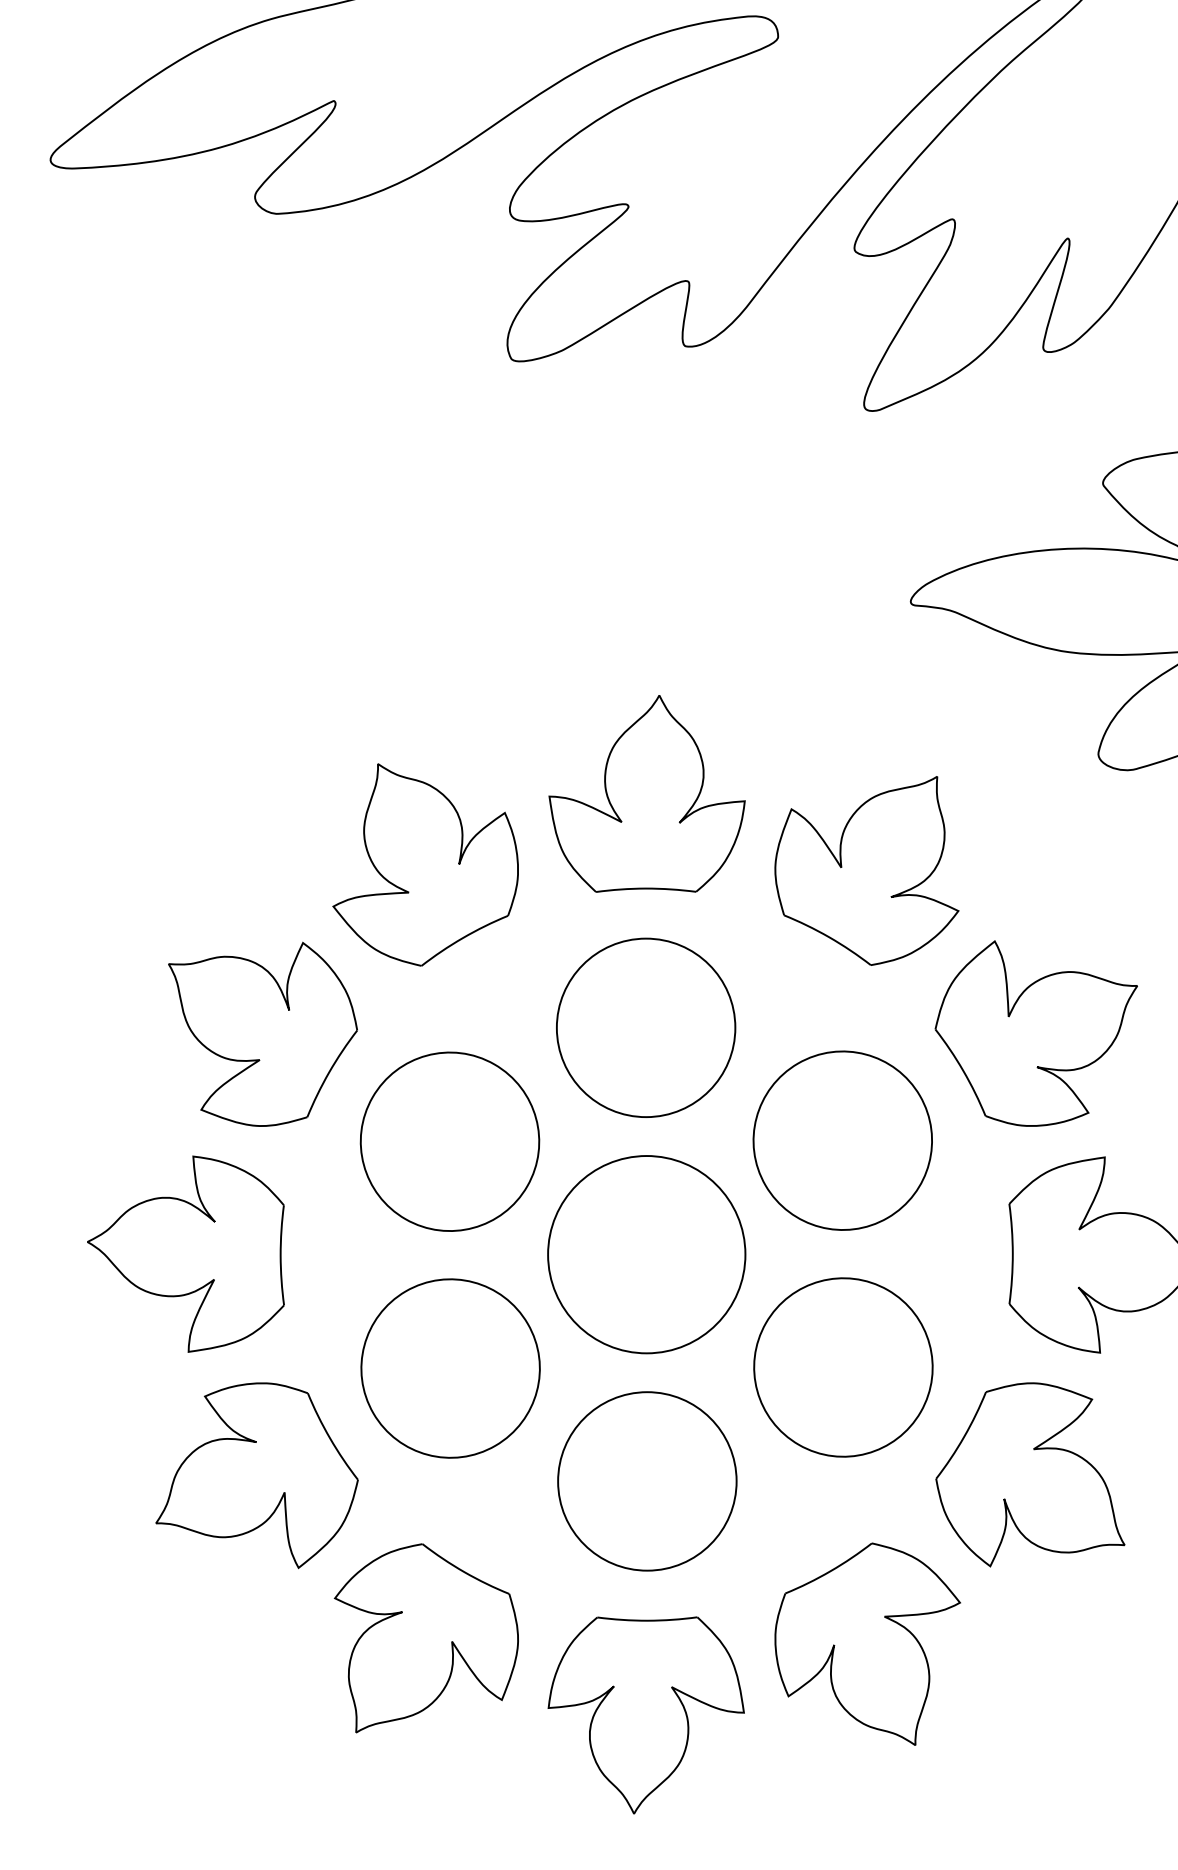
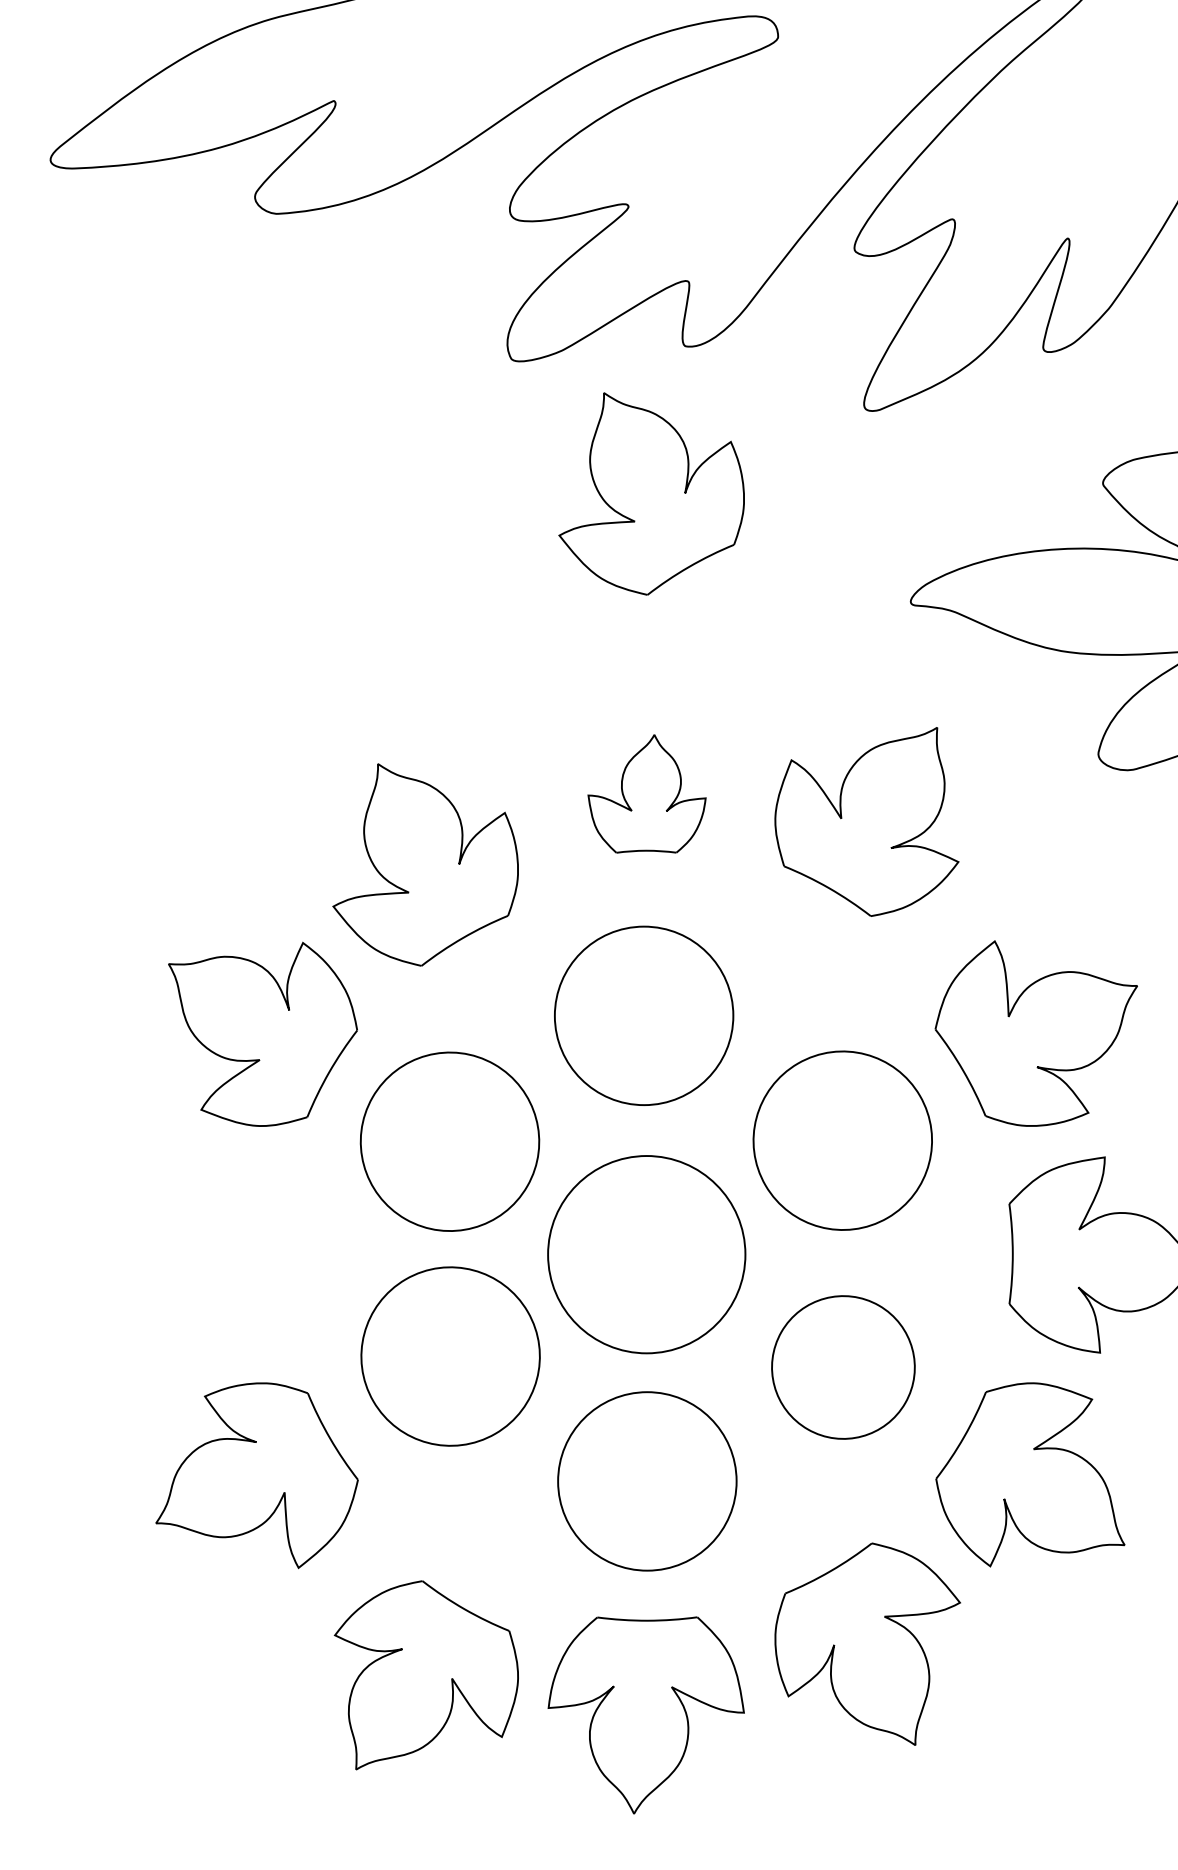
part: none -> present (651, 493)
part size: 198x198 px -> 120x120 px (646, 793)
part position: (866, 870) -> (866, 821) (866, 821)
part position: (646, 1027) -> (644, 1015) (644, 1015)
part: present -> none (185, 1253)
part size: 181x181 px -> 145x145 px (843, 1367)
part position: (450, 1368) -> (450, 1356) (450, 1356)
part position: (425, 1638) -> (425, 1675) (425, 1675)
